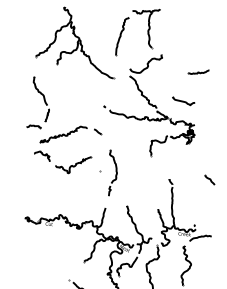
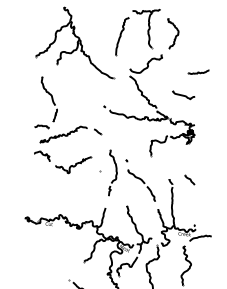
curve: none -> present (175, 35)
part position: (43, 99) -> (51, 99) (51, 99)
part position: (183, 101) -> (183, 95) (183, 95)
part position: (209, 179) -> (189, 179) (189, 179)
part: none -> present (140, 180)
